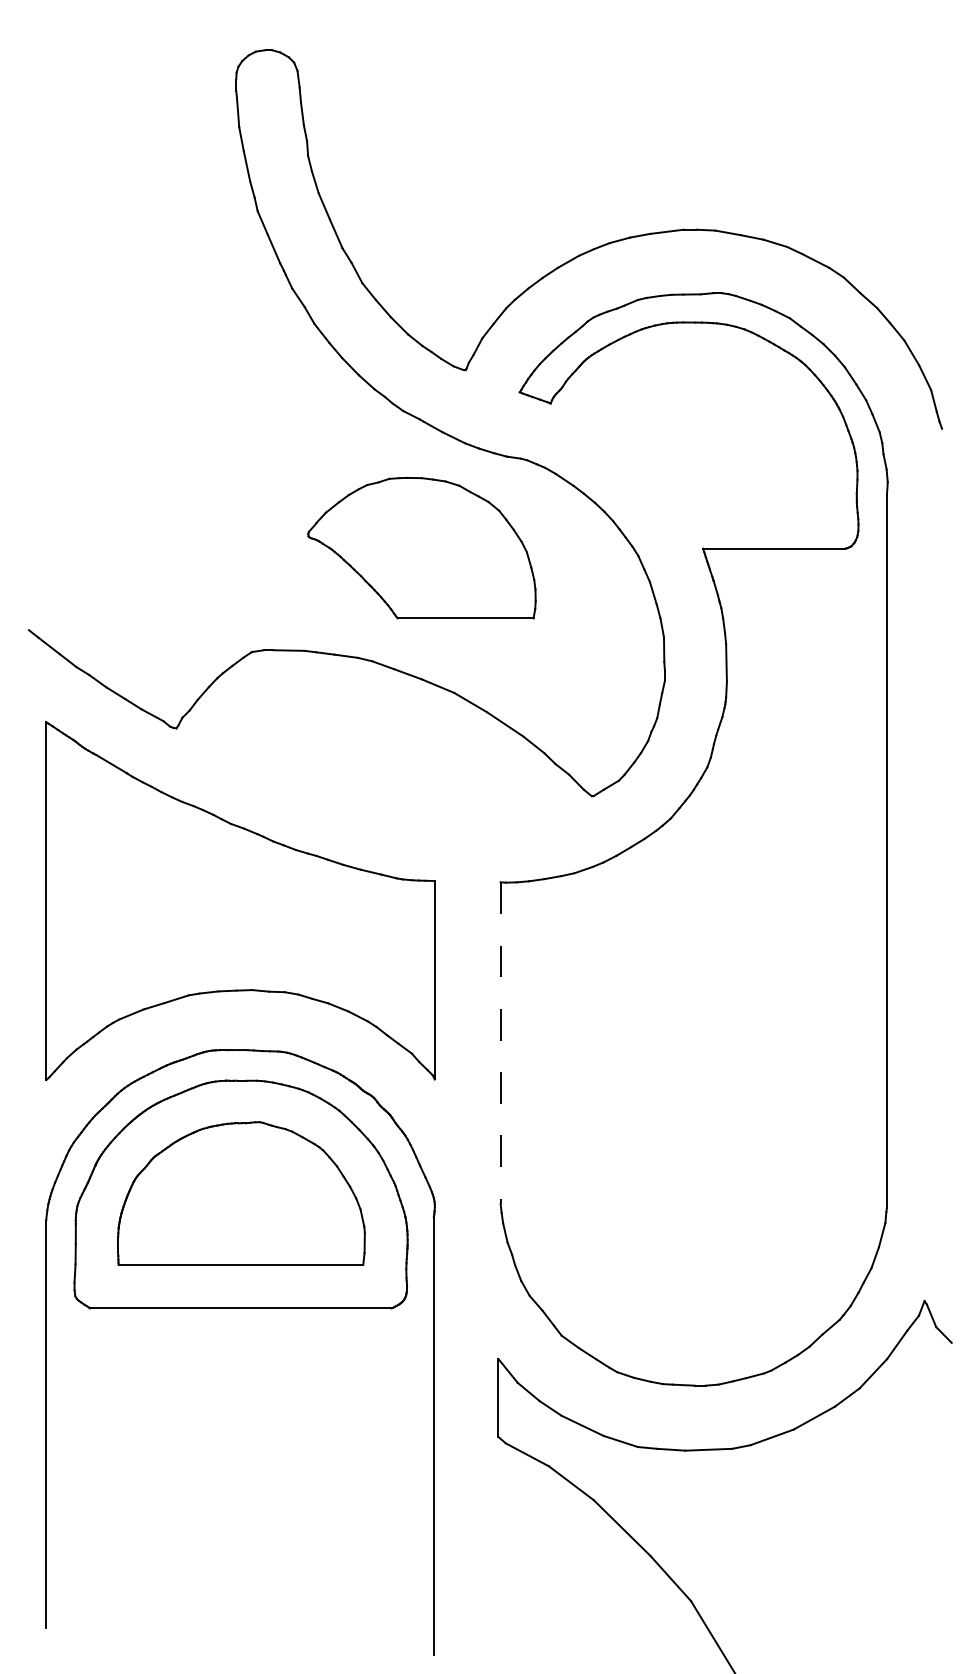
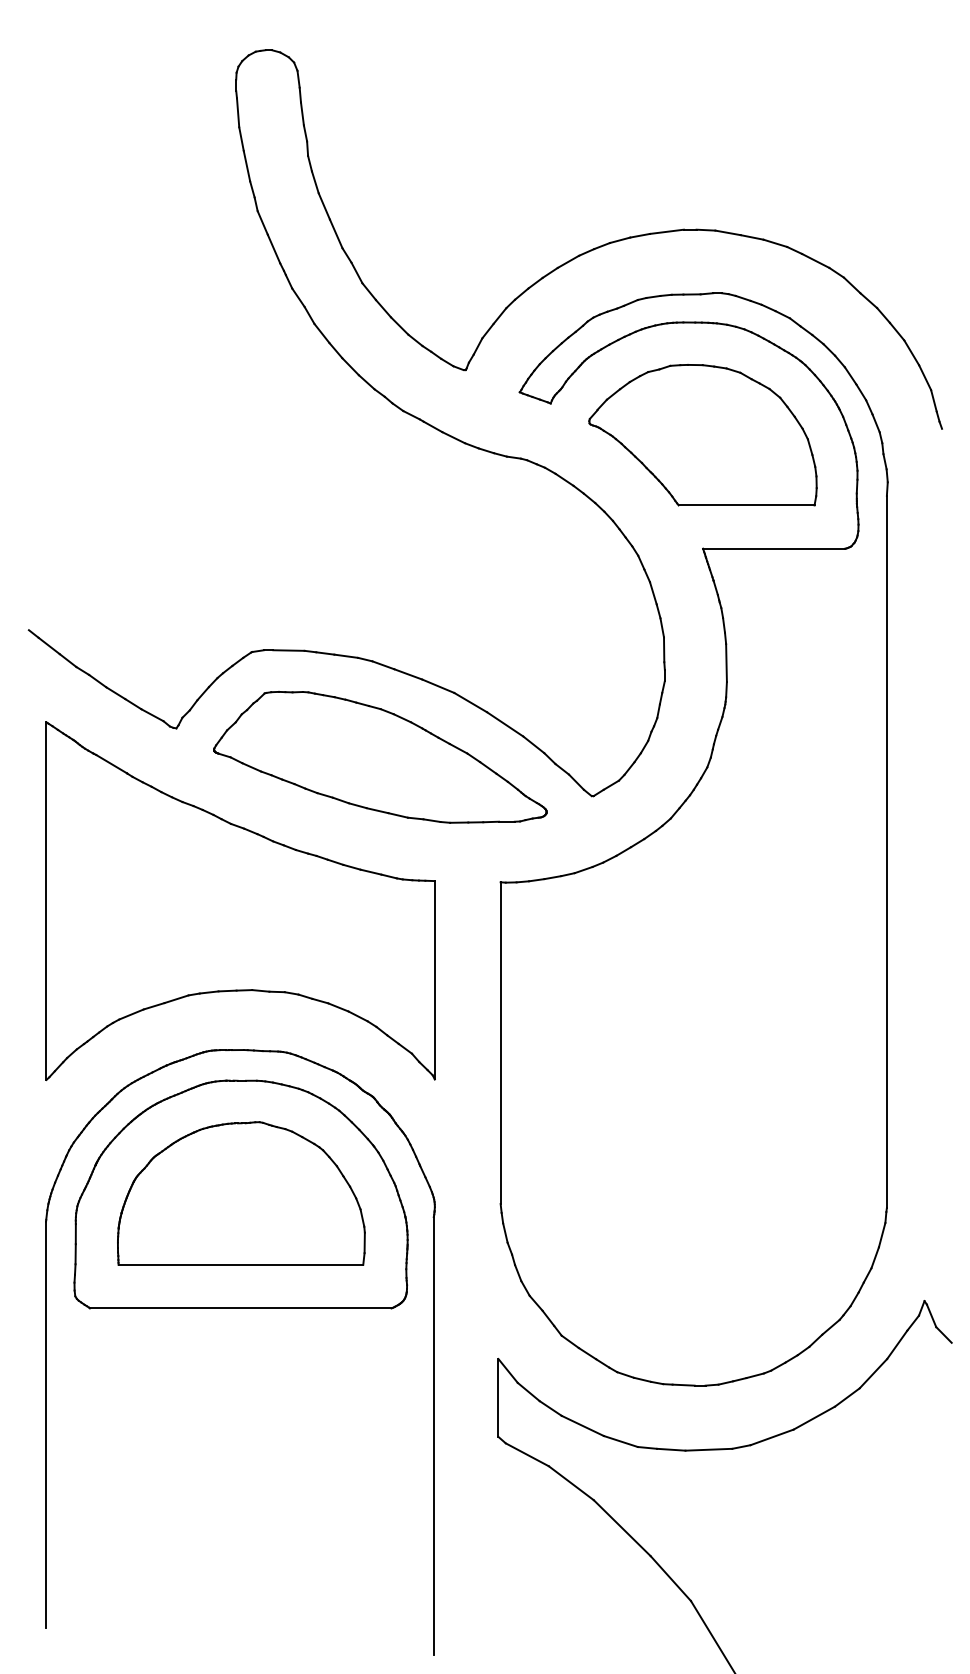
part position: (421, 548) -> (702, 435) (702, 435)
part: none -> present (380, 757)
line: dashed -> solid (500, 1043)
